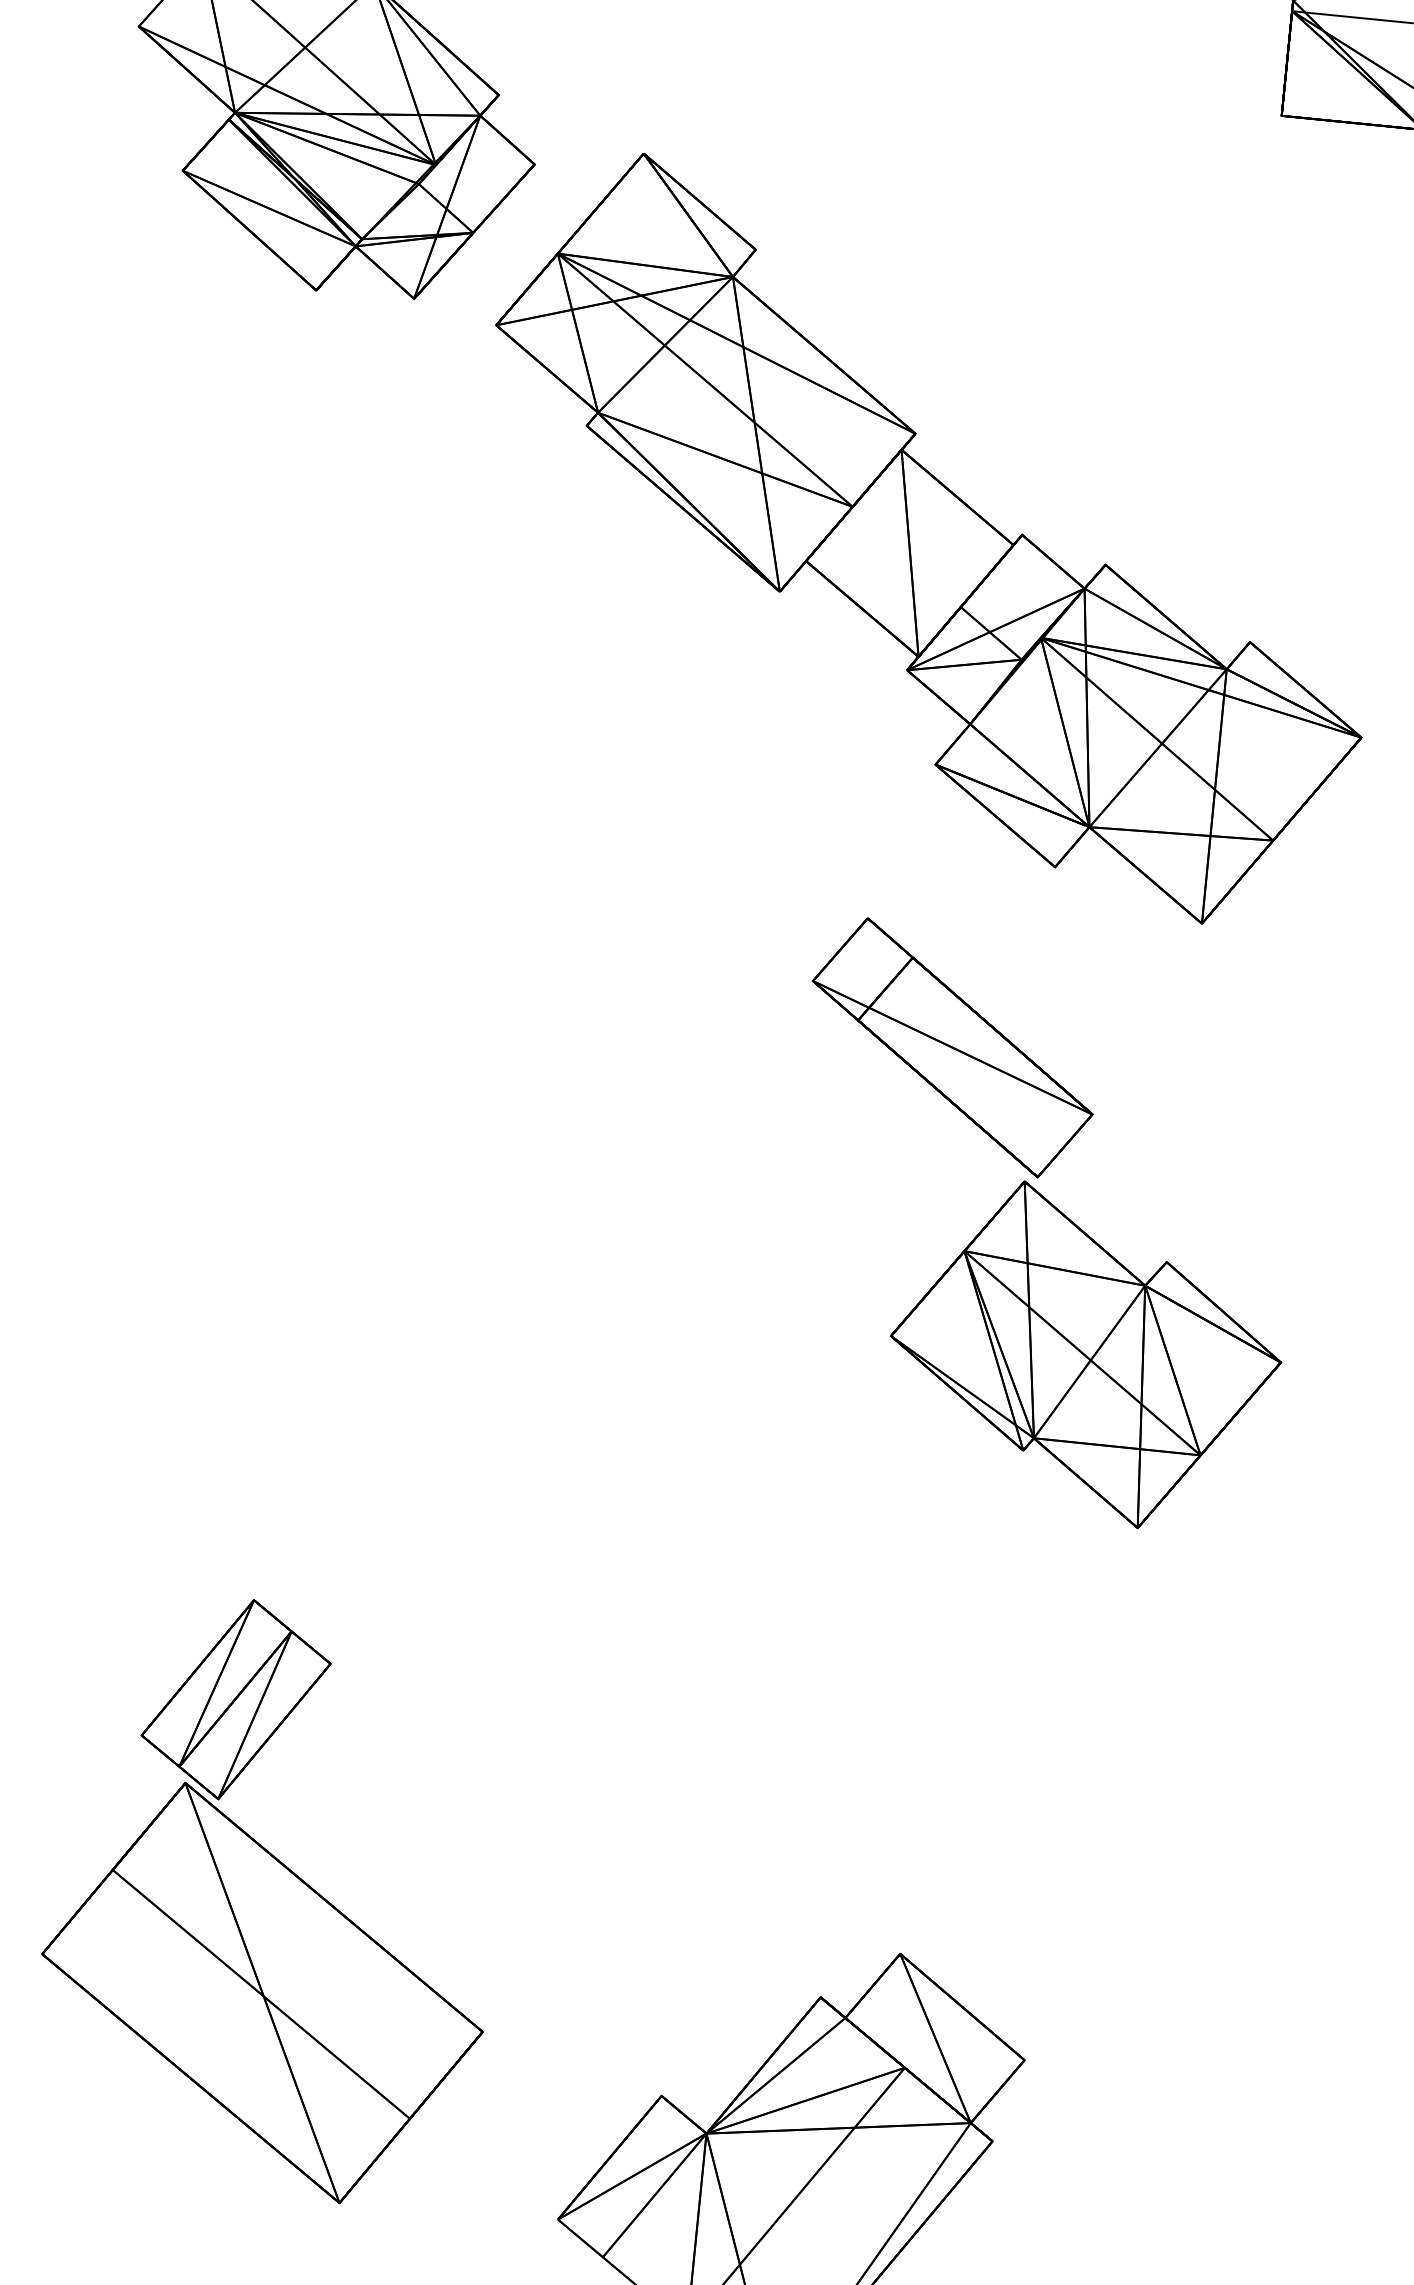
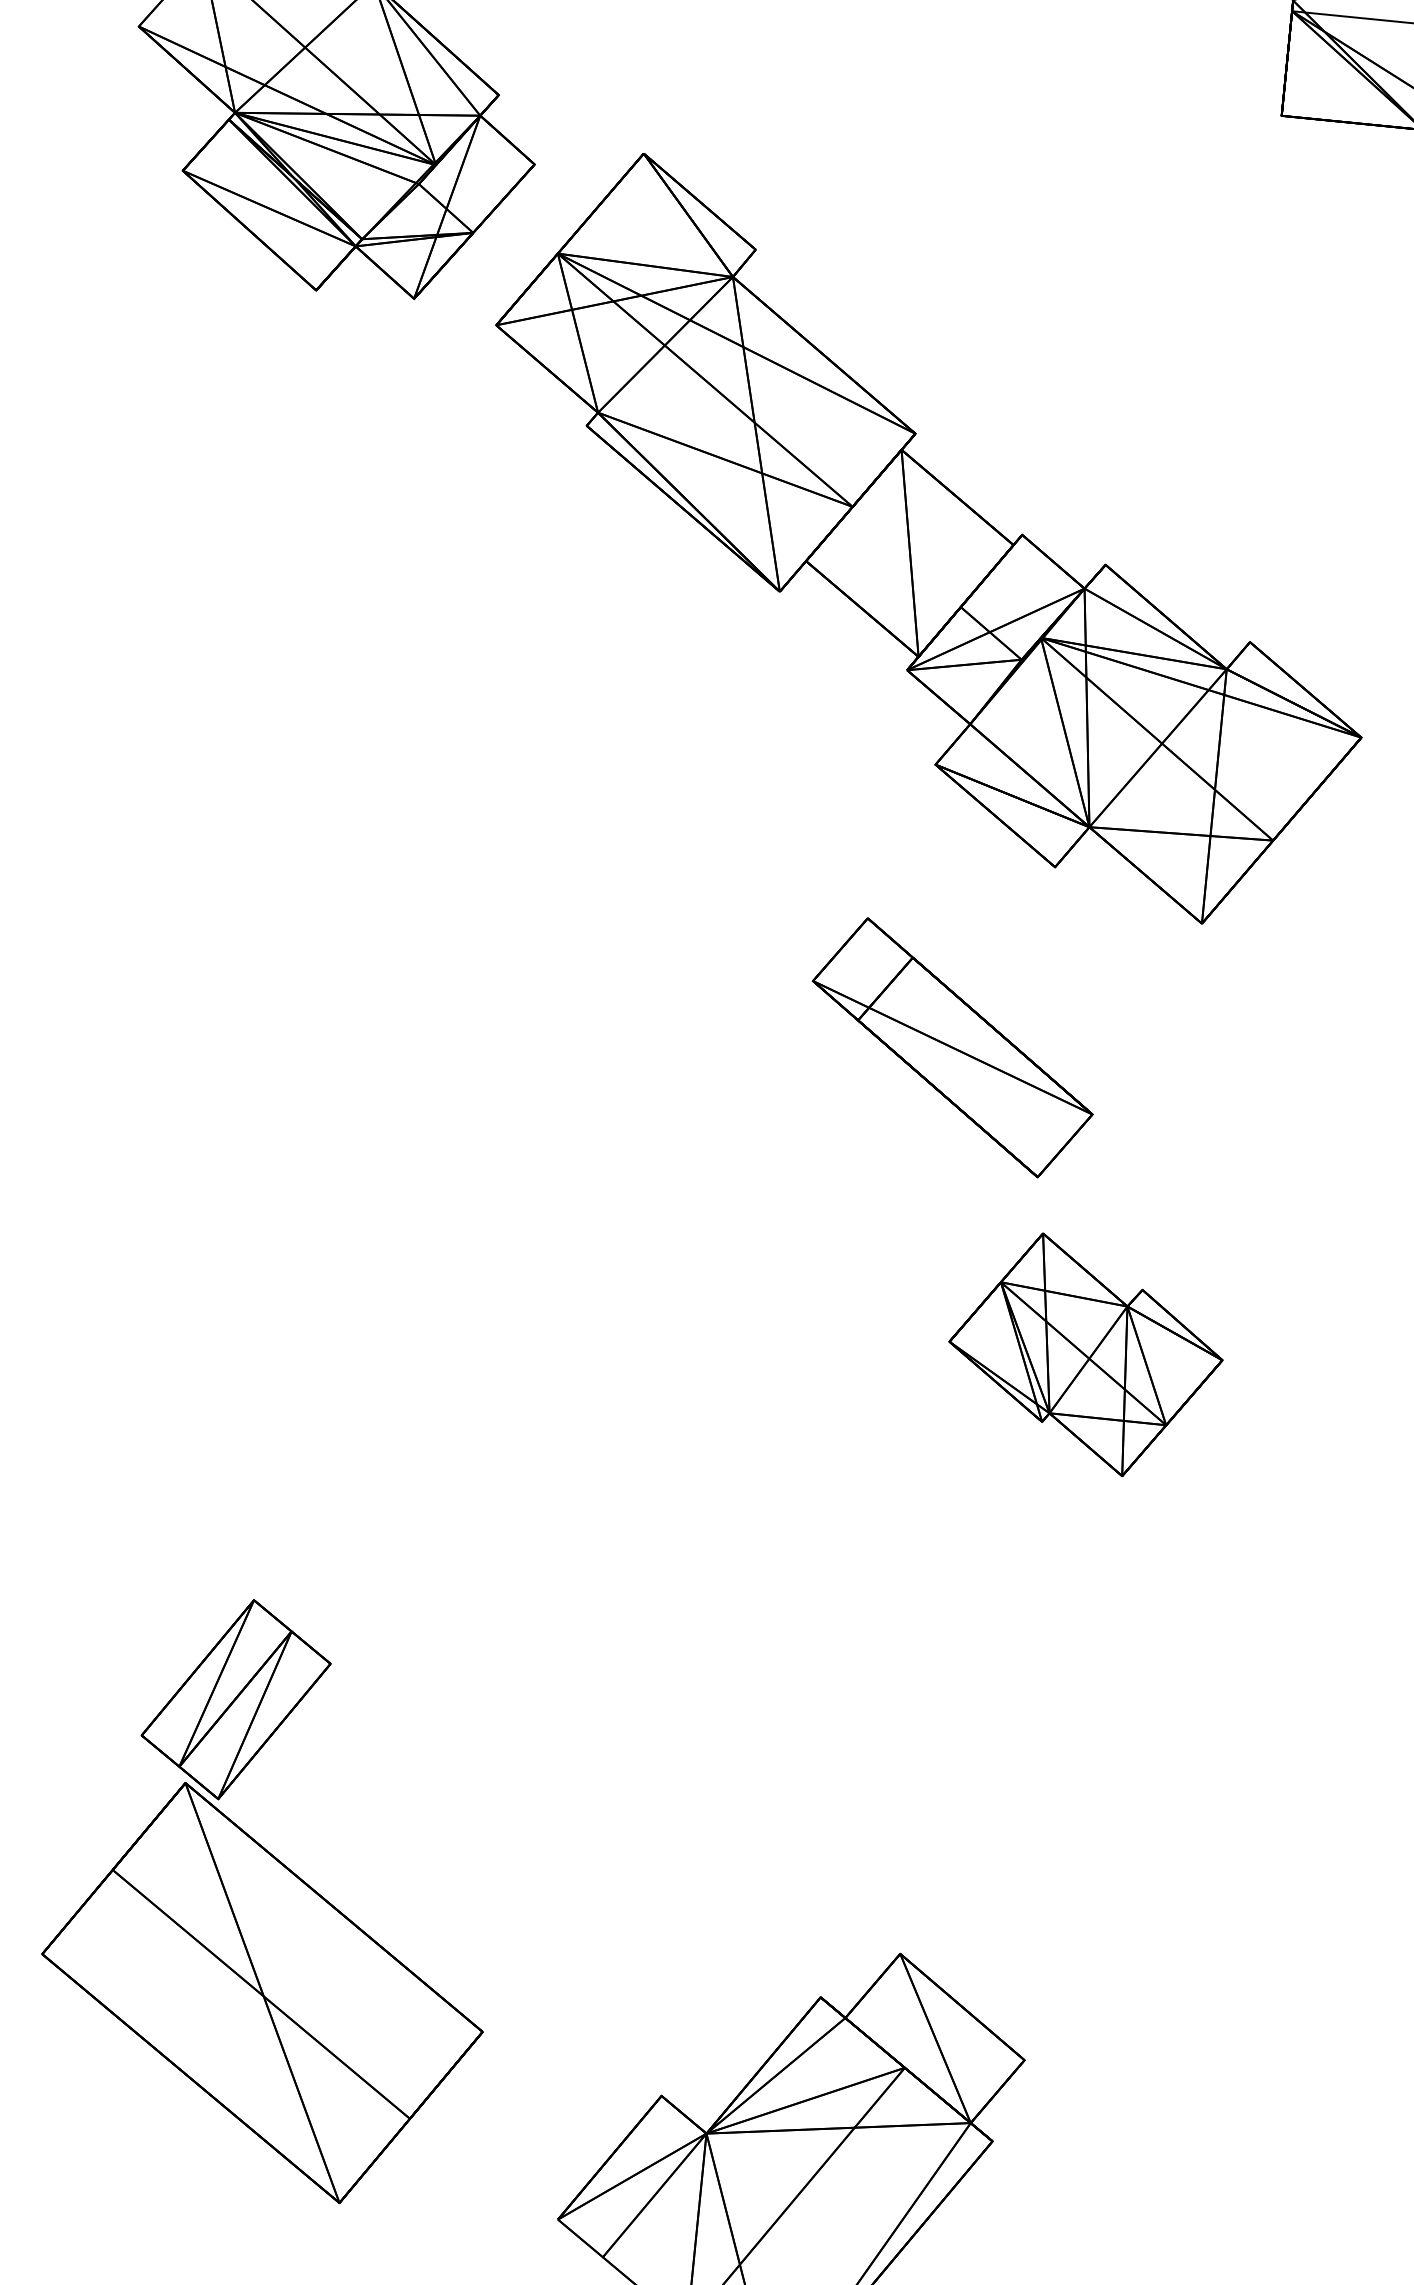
part size: 394x350 px -> 276x246 px (1085, 1354)
